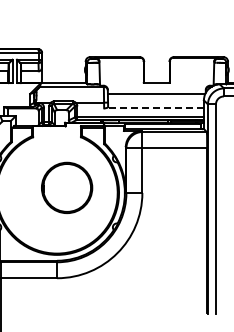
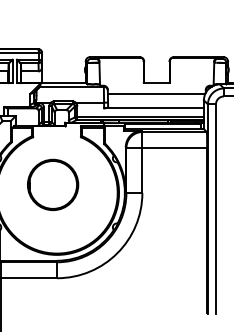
line: dashed -> solid (154, 108)
part position: (67, 187) -> (53, 184) (53, 184)
